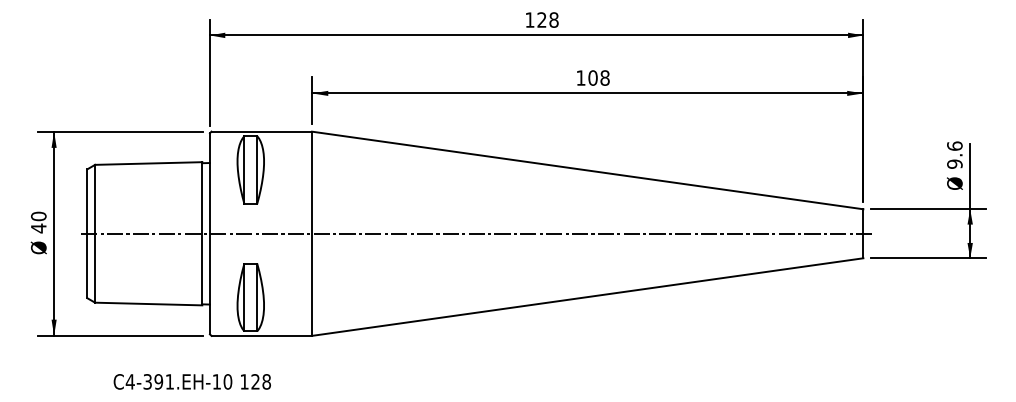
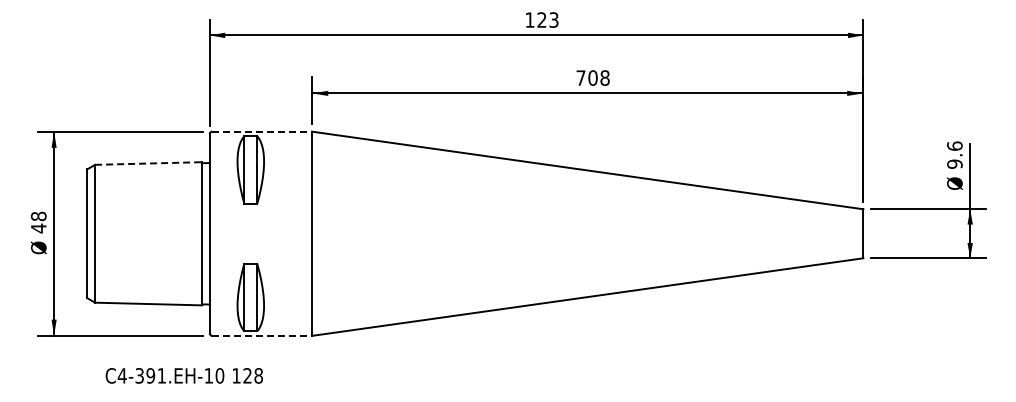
text: 128 -> 123 (553, 19)
text: 108 -> 708 (580, 77)
line: solid -> dashed (262, 131)
line: solid -> dashed (148, 163)
text: 40 -> 48 (38, 216)
line: present -> none (476, 233)
line: solid -> dashed (262, 335)
text position: (191, 381) -> (183, 375) (183, 375)
